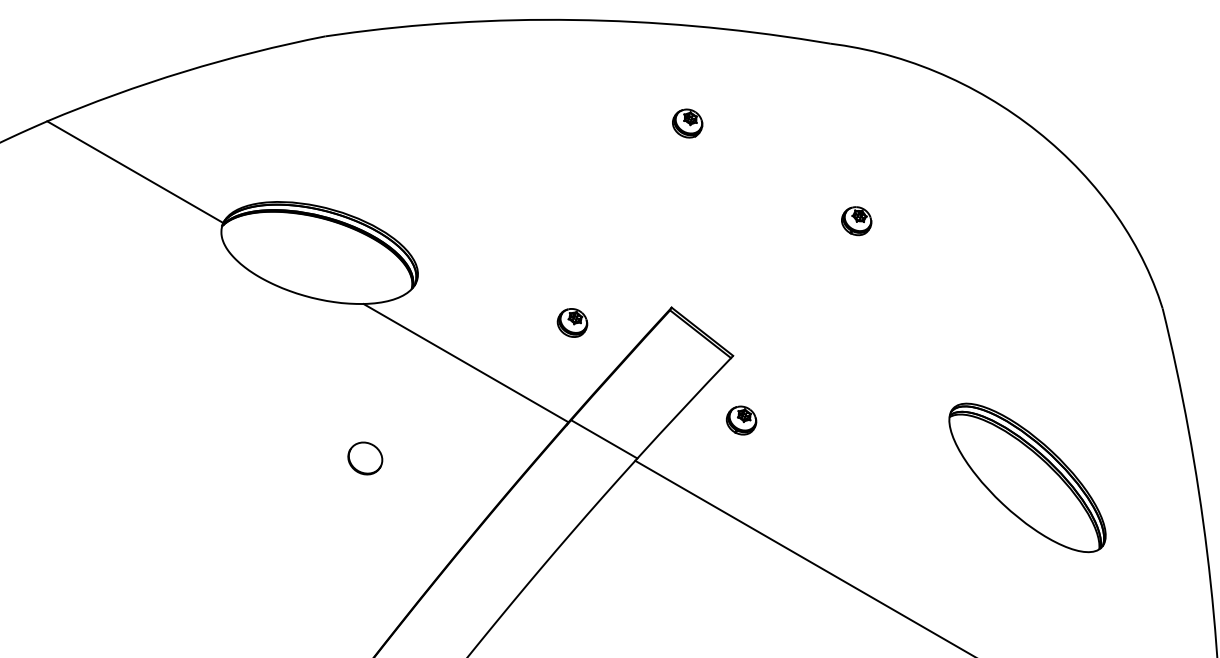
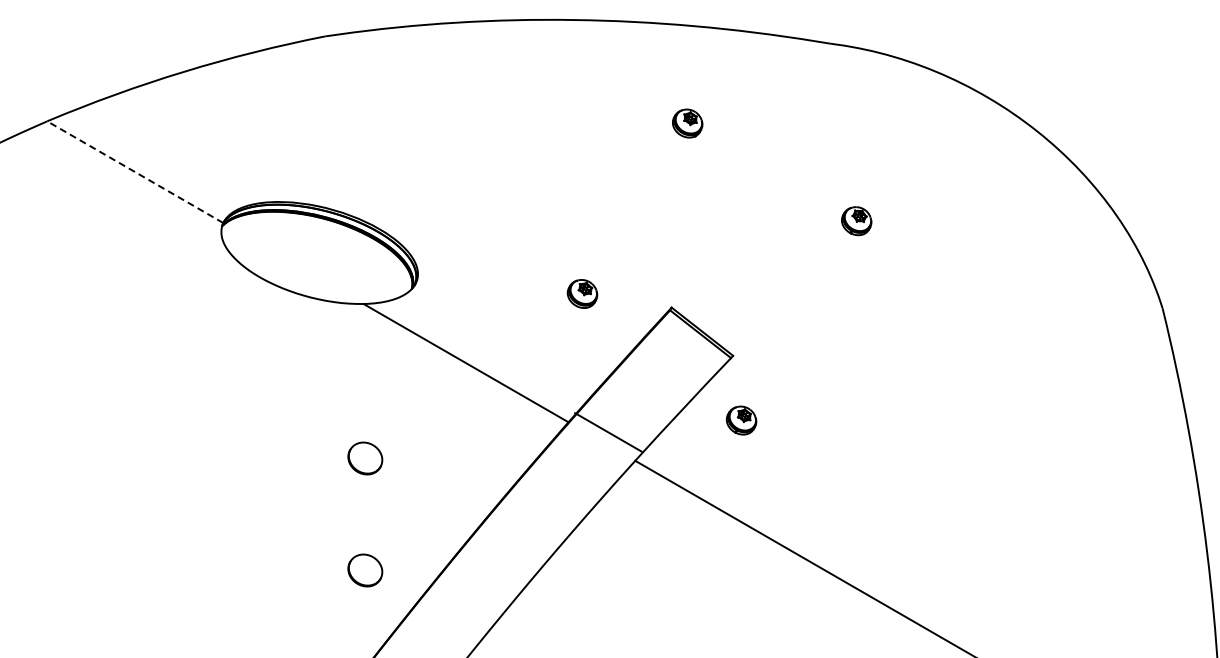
line: solid -> dashed (135, 172)
part position: (572, 322) -> (582, 293) (582, 293)
line position: (604, 439) -> (608, 432) (608, 432)
part: present -> none (1027, 477)
part: none -> present (365, 570)
